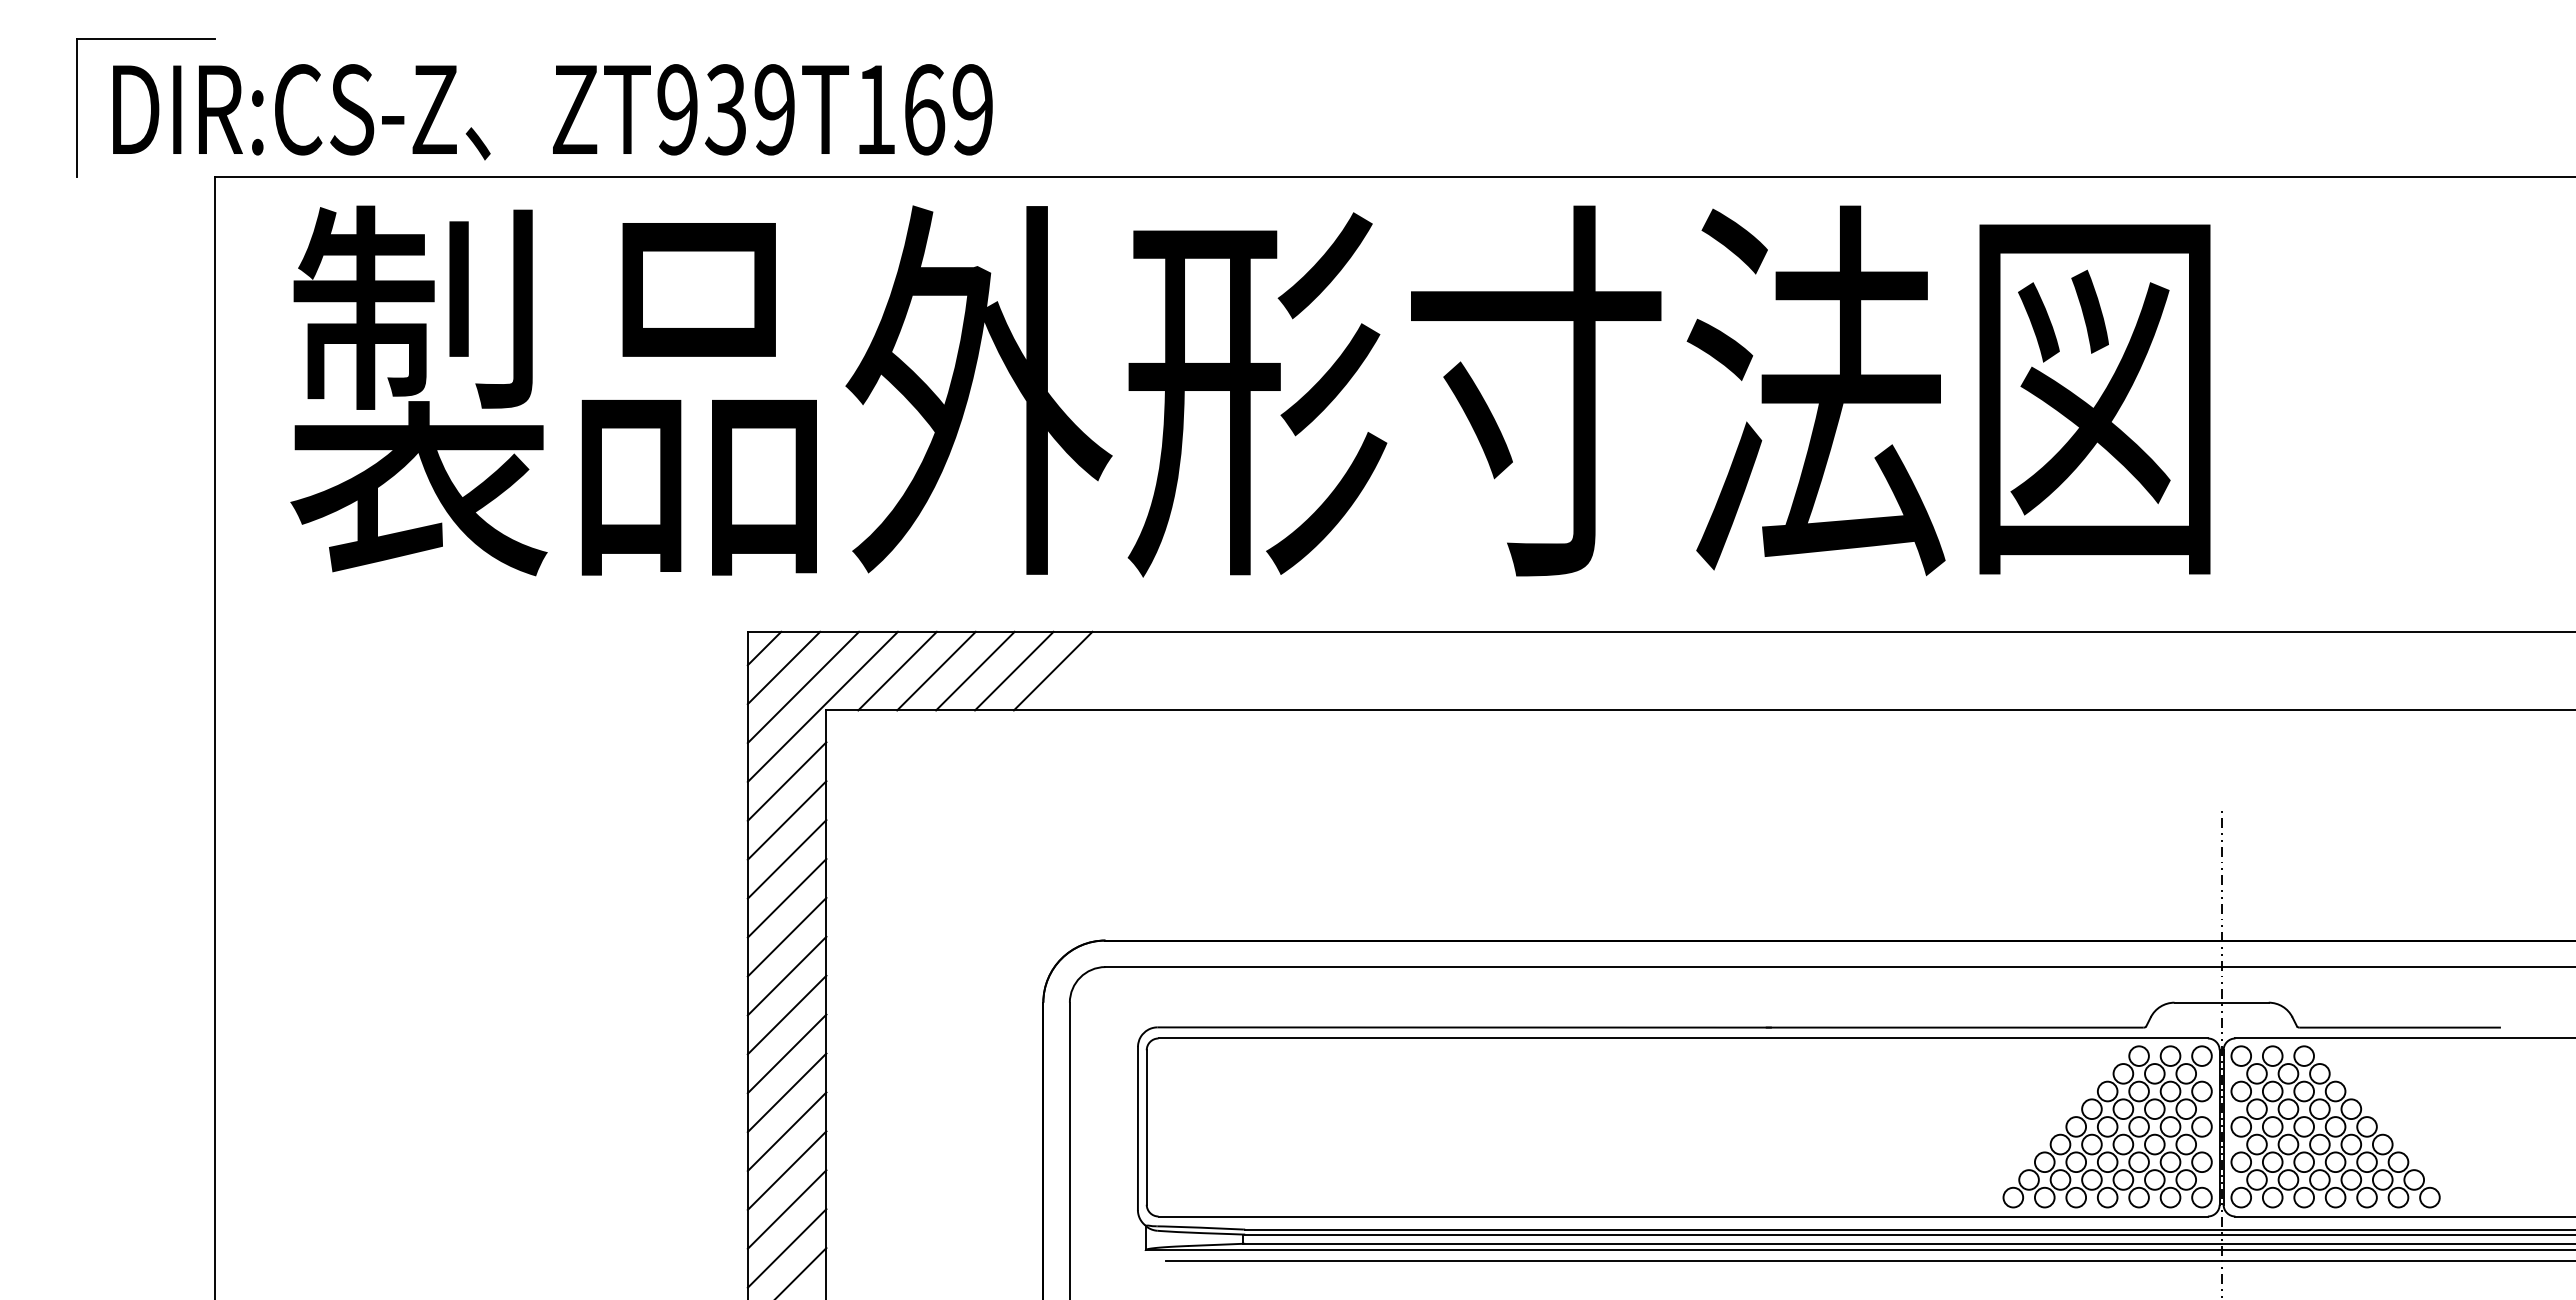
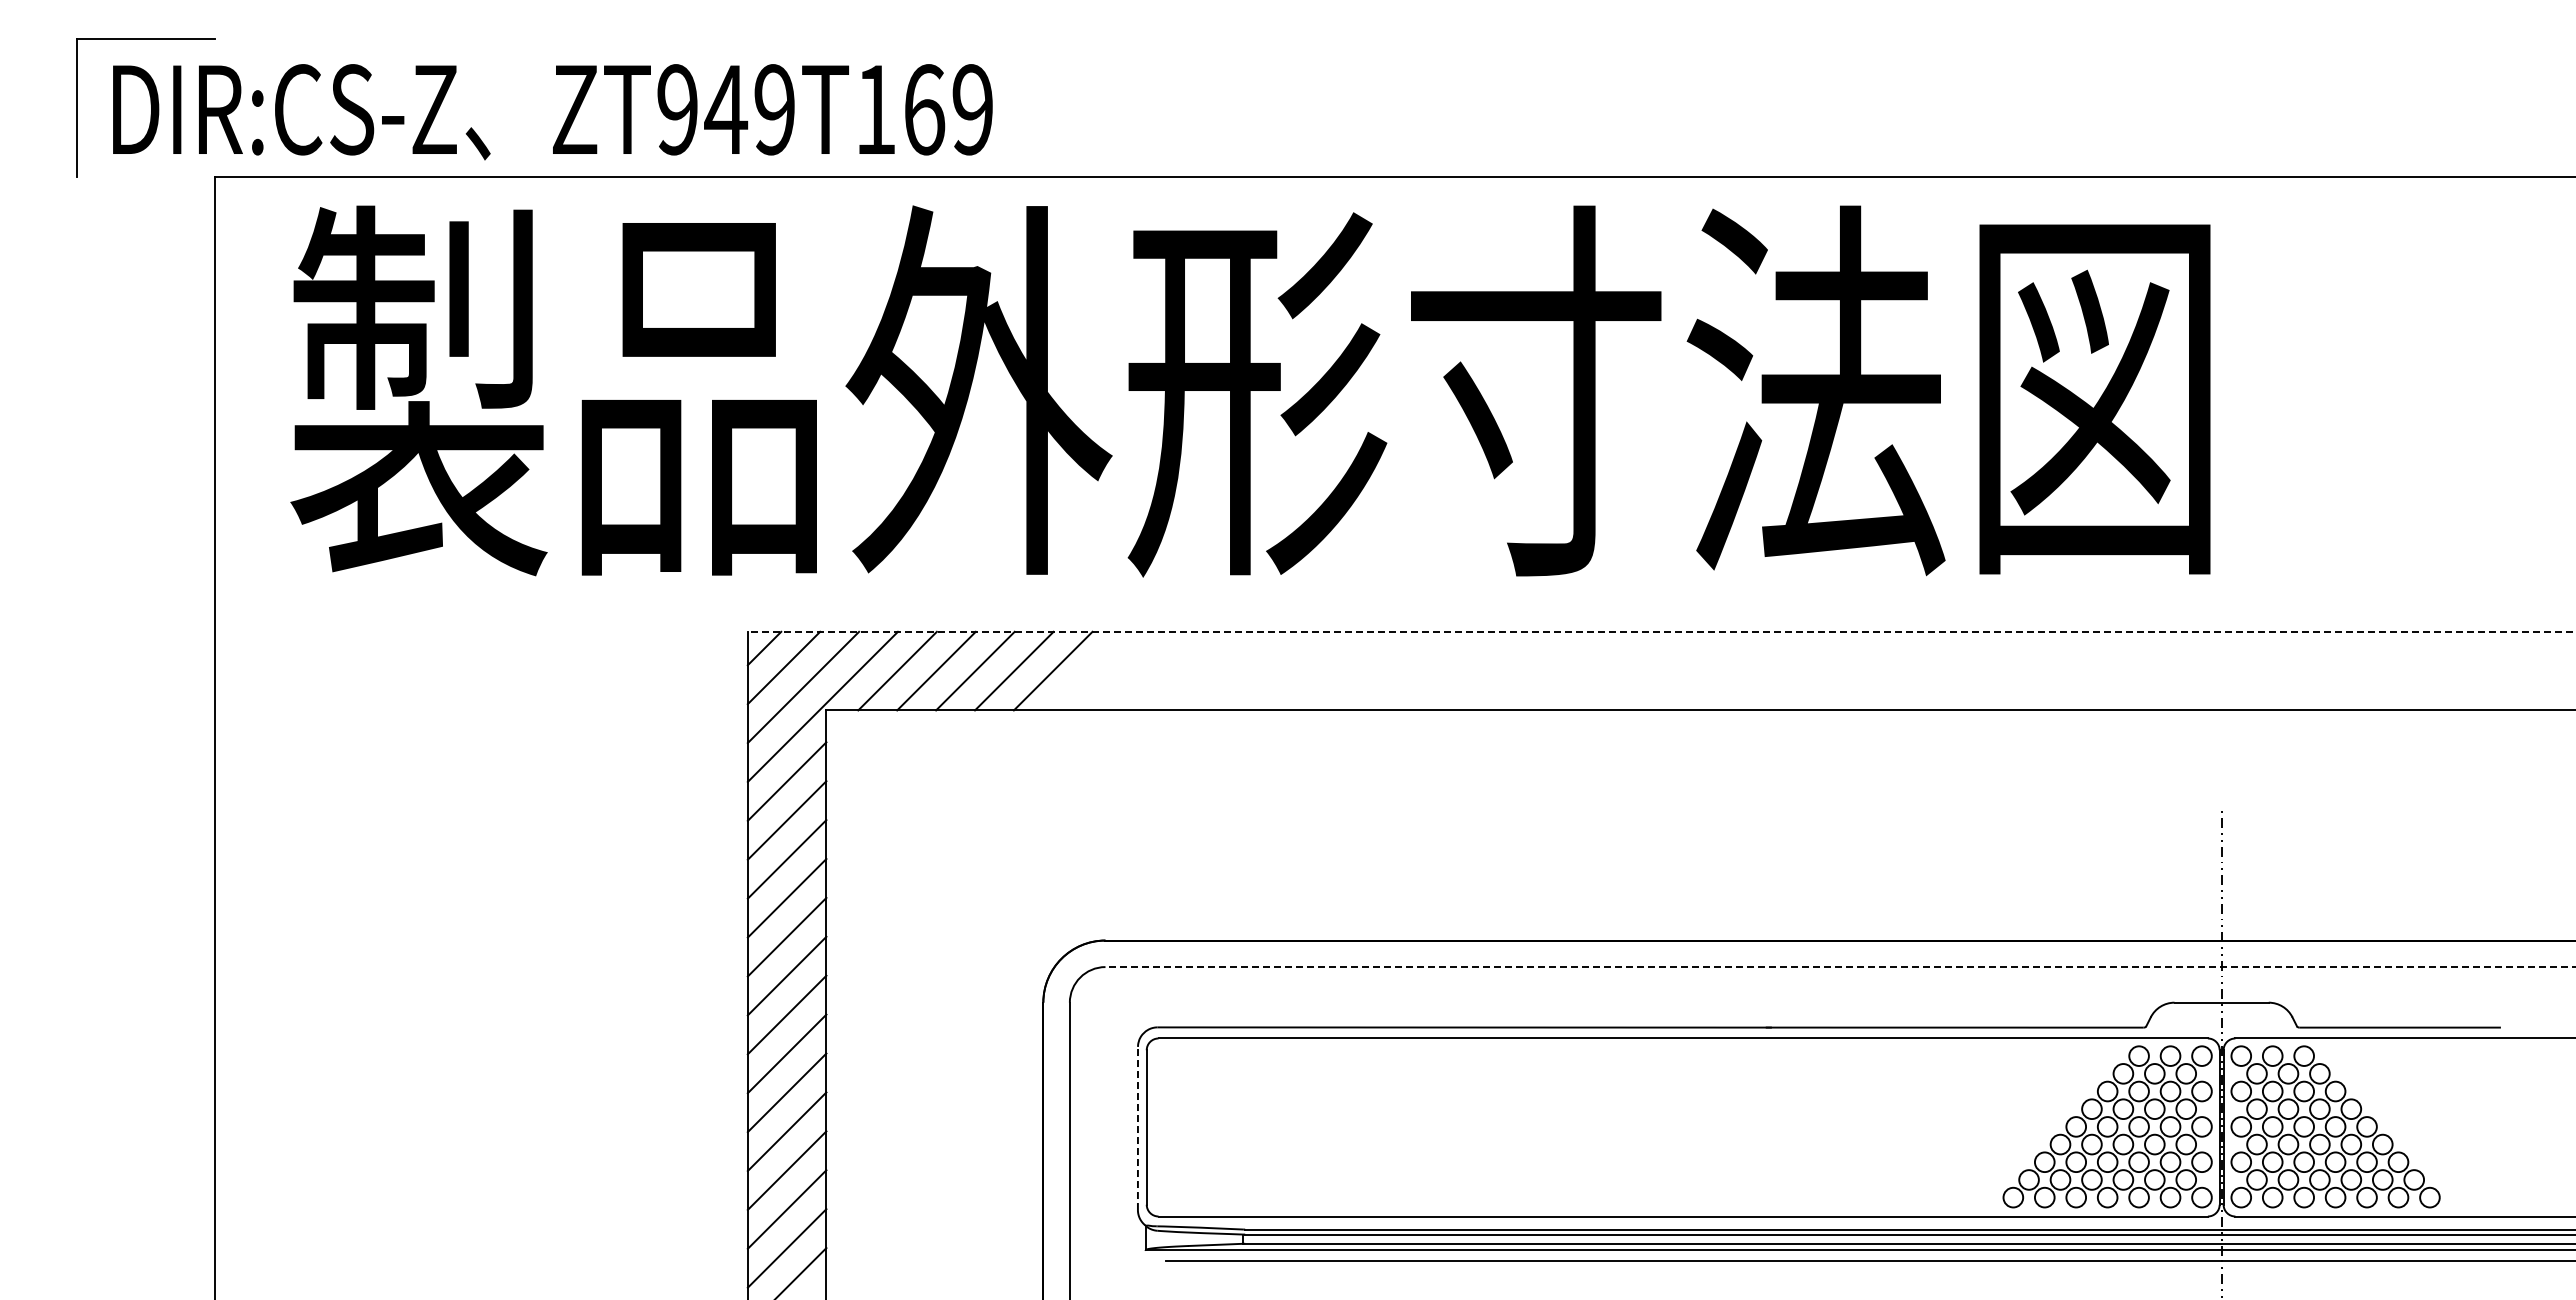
text: ZT939T169 -> ZT949T169 (726, 109)
line: solid -> dashed (1661, 631)
line: solid -> dashed (1840, 967)
line: solid -> dashed (1137, 1128)
